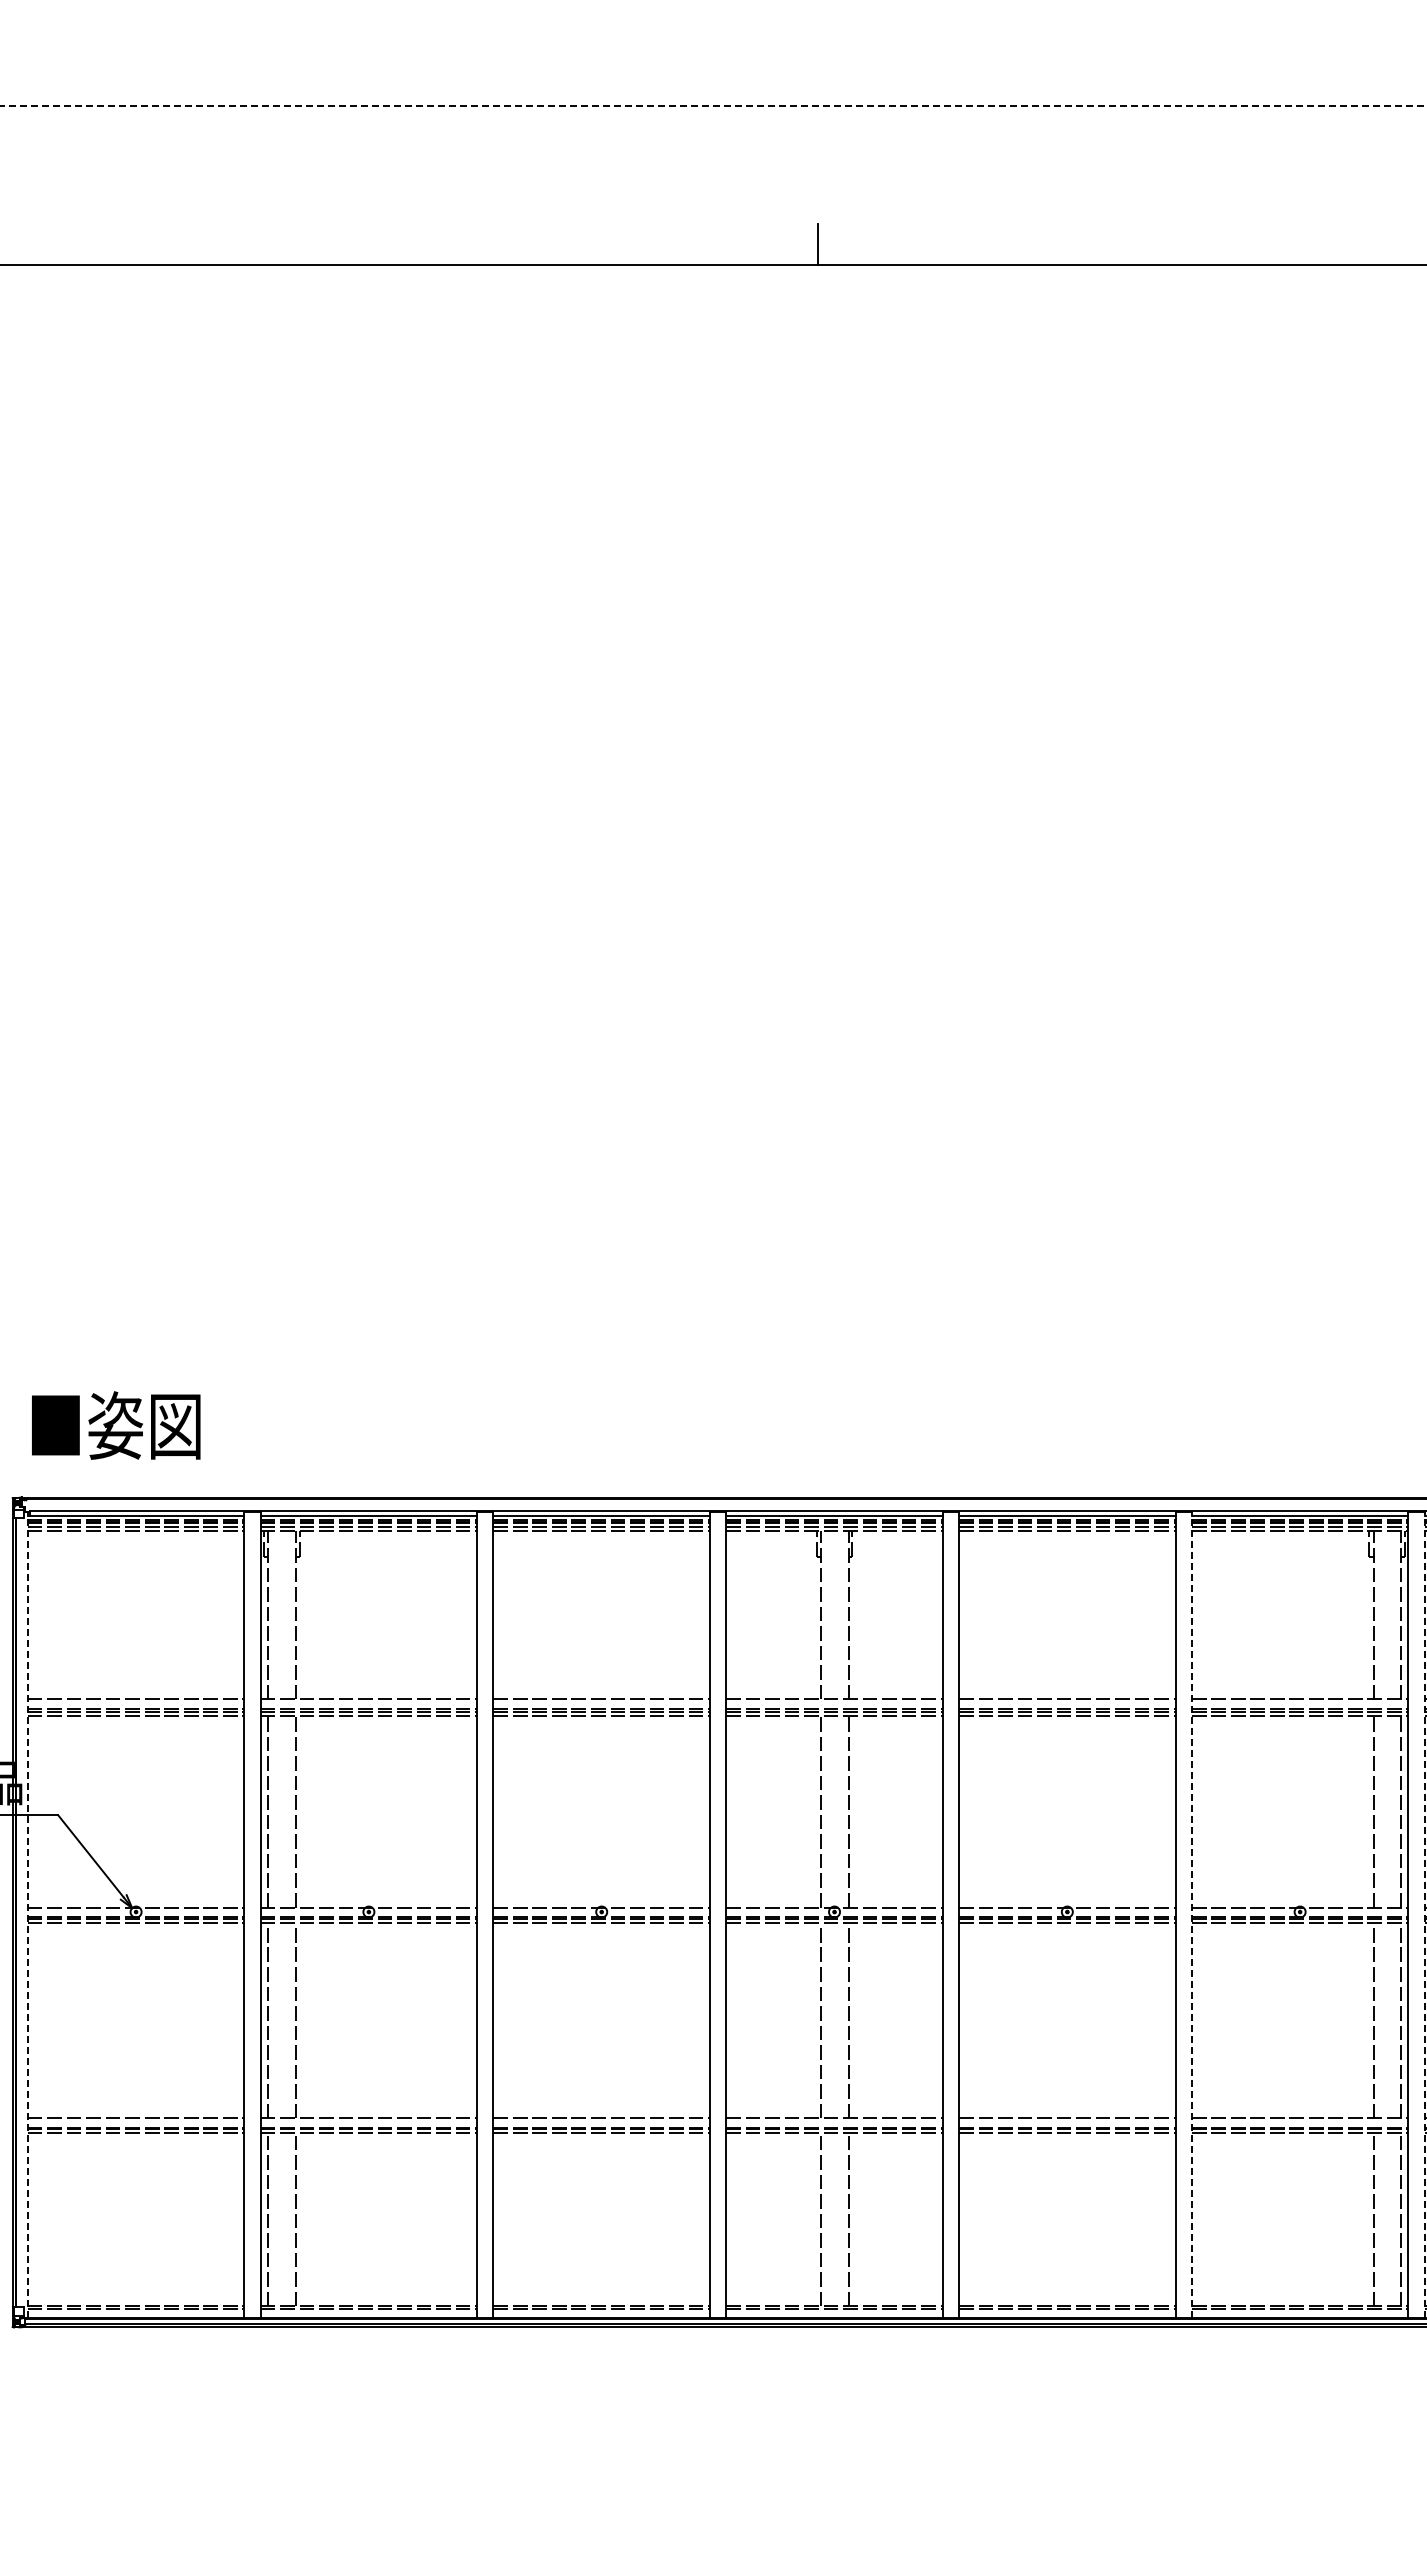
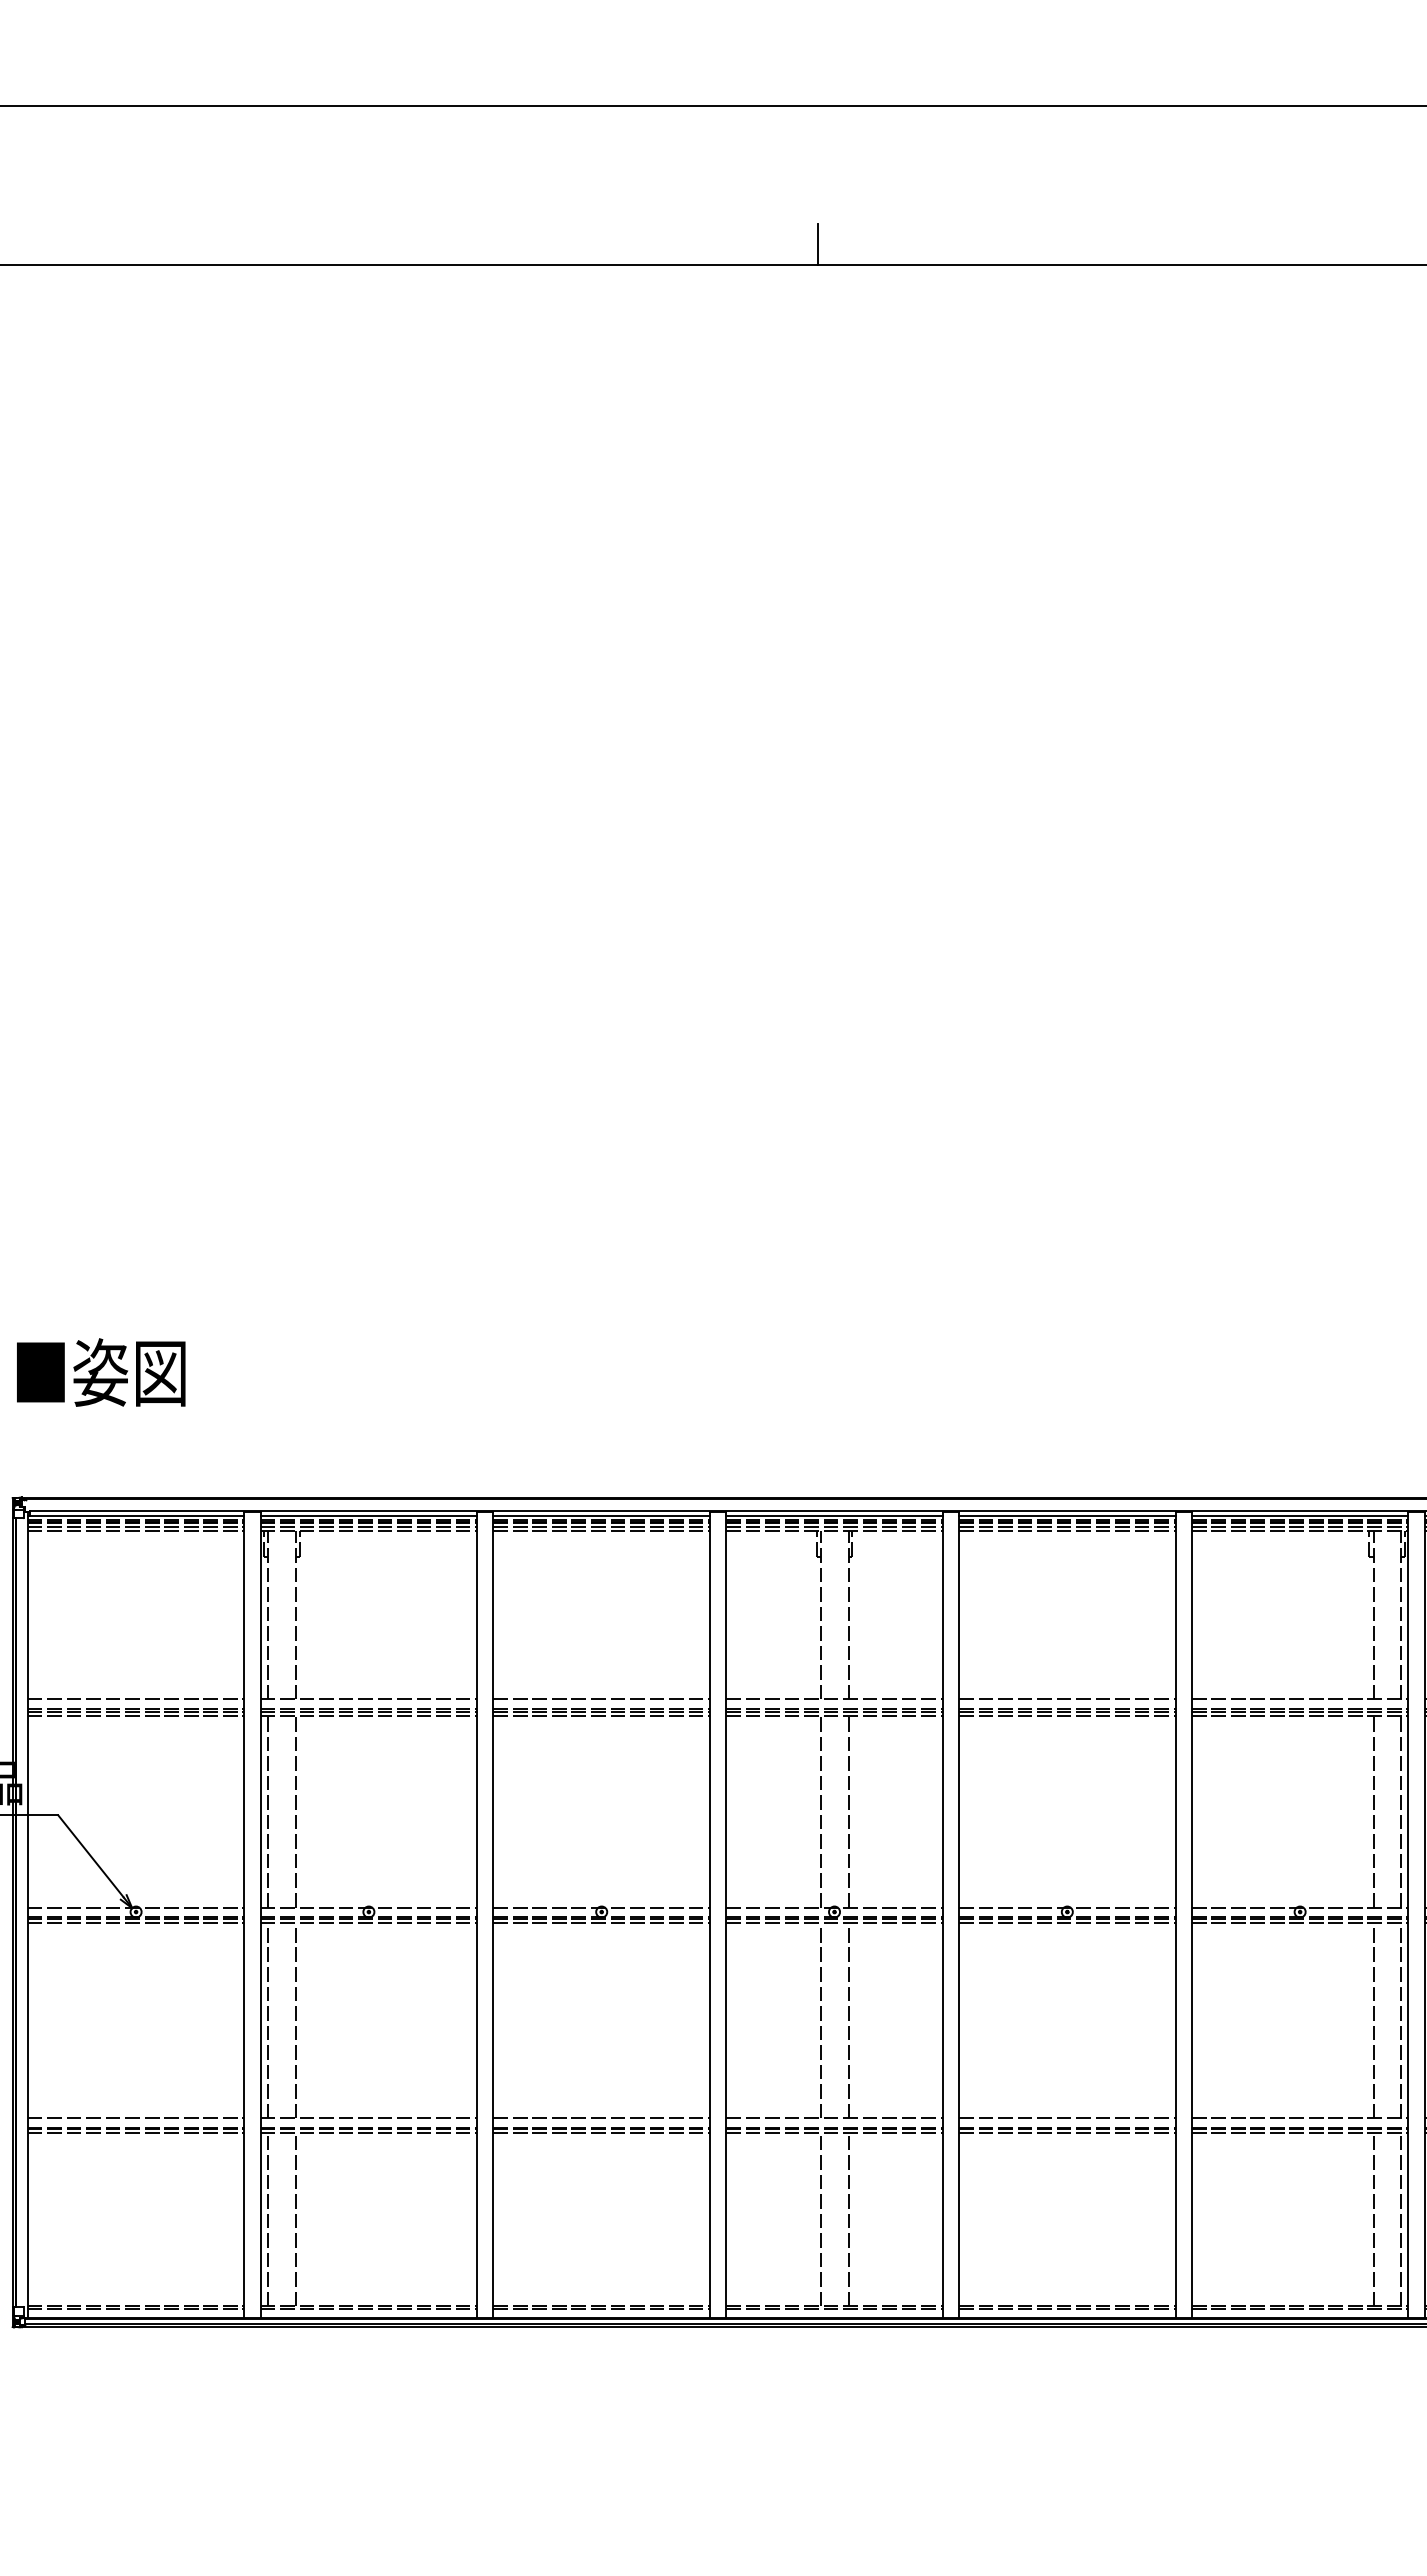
line: dashed -> solid (713, 106)
text position: (116, 1425) -> (101, 1372) (101, 1372)
line: dashed -> solid (27, 1914)
line: dashed -> solid (1191, 1914)
line: dashed -> solid (1424, 1914)
